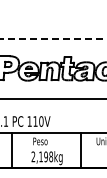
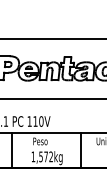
line: dashed -> solid (53, 38)
text: 2,198kg -> 1,572kg (42, 156)
